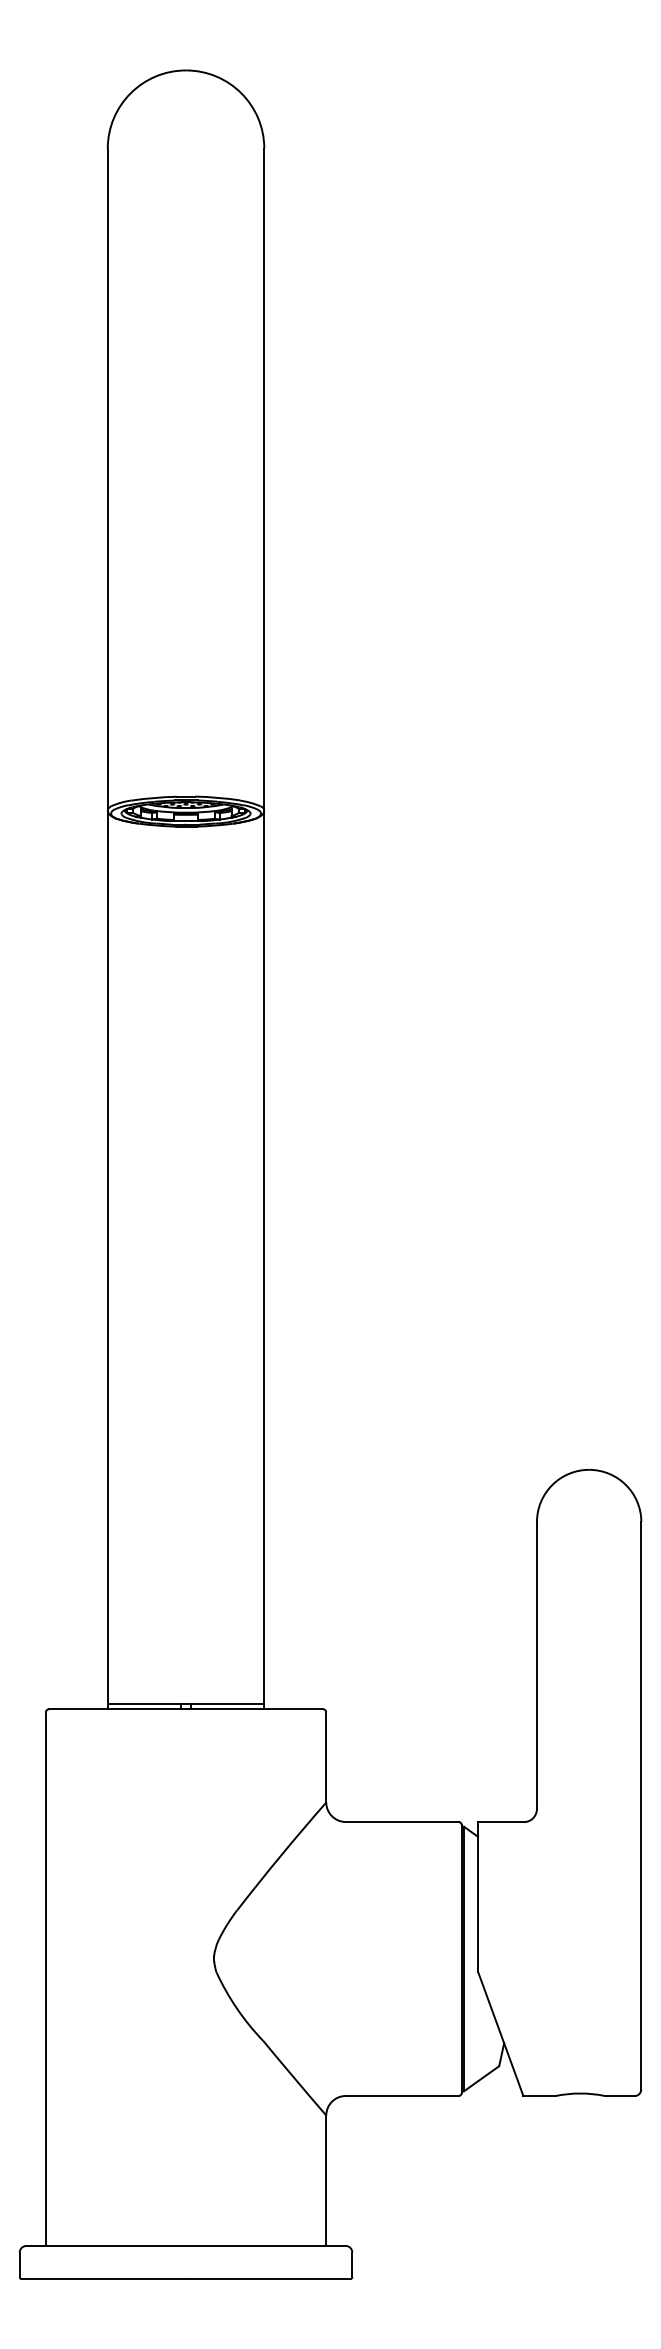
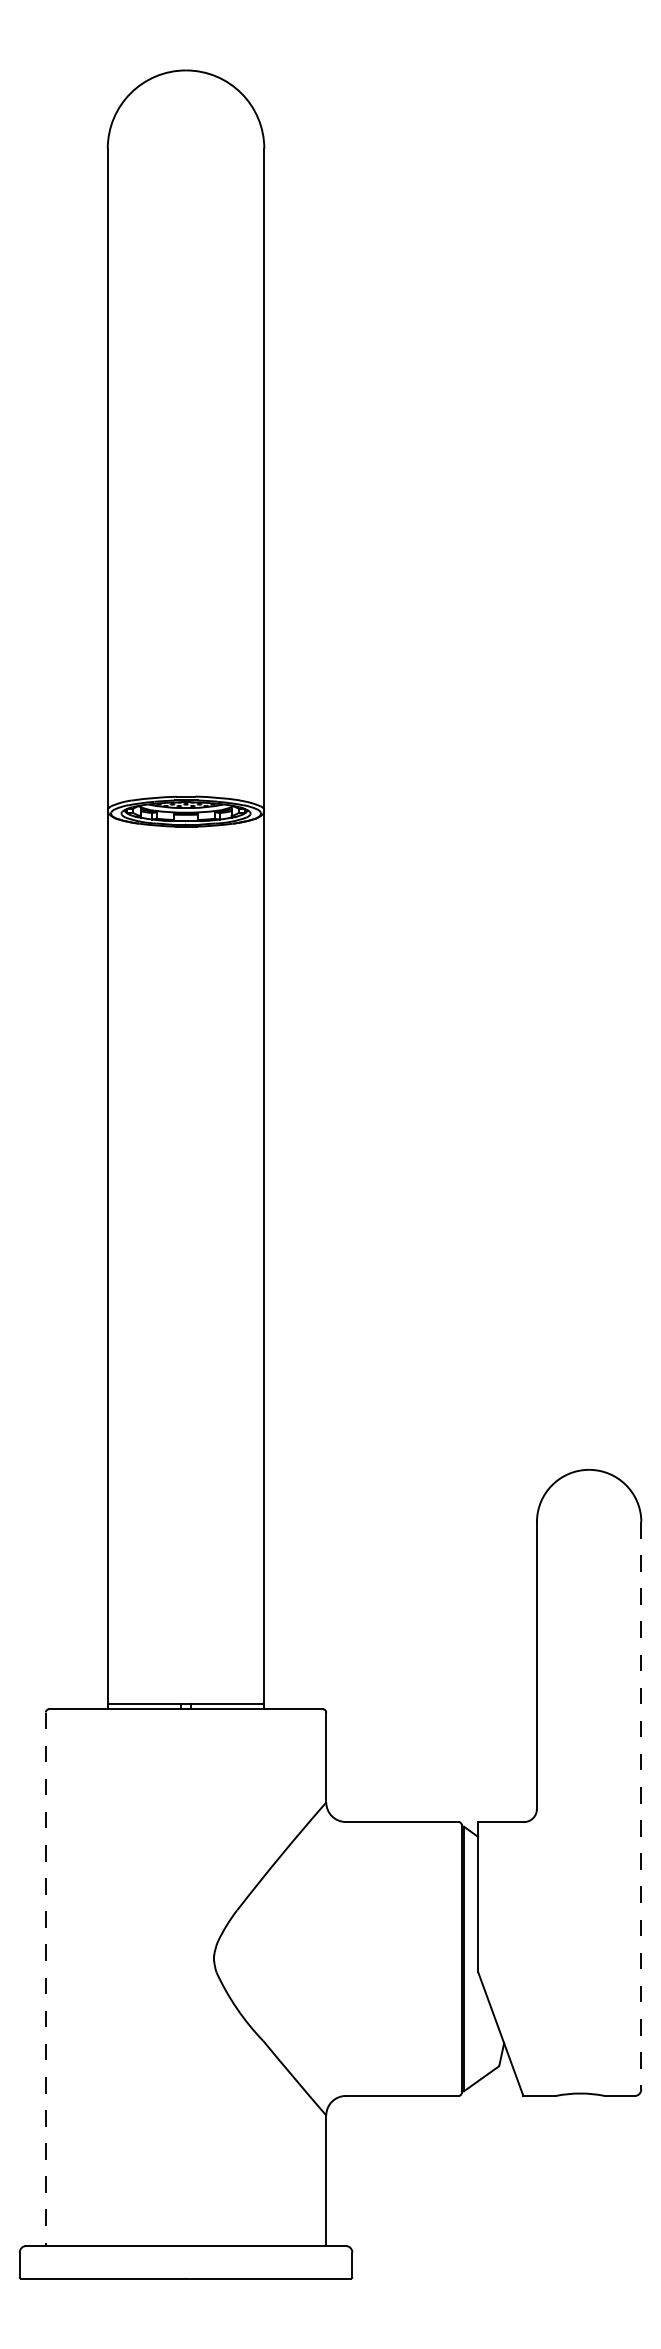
line: solid -> dashed (641, 1805)
line: solid -> dashed (45, 1978)
